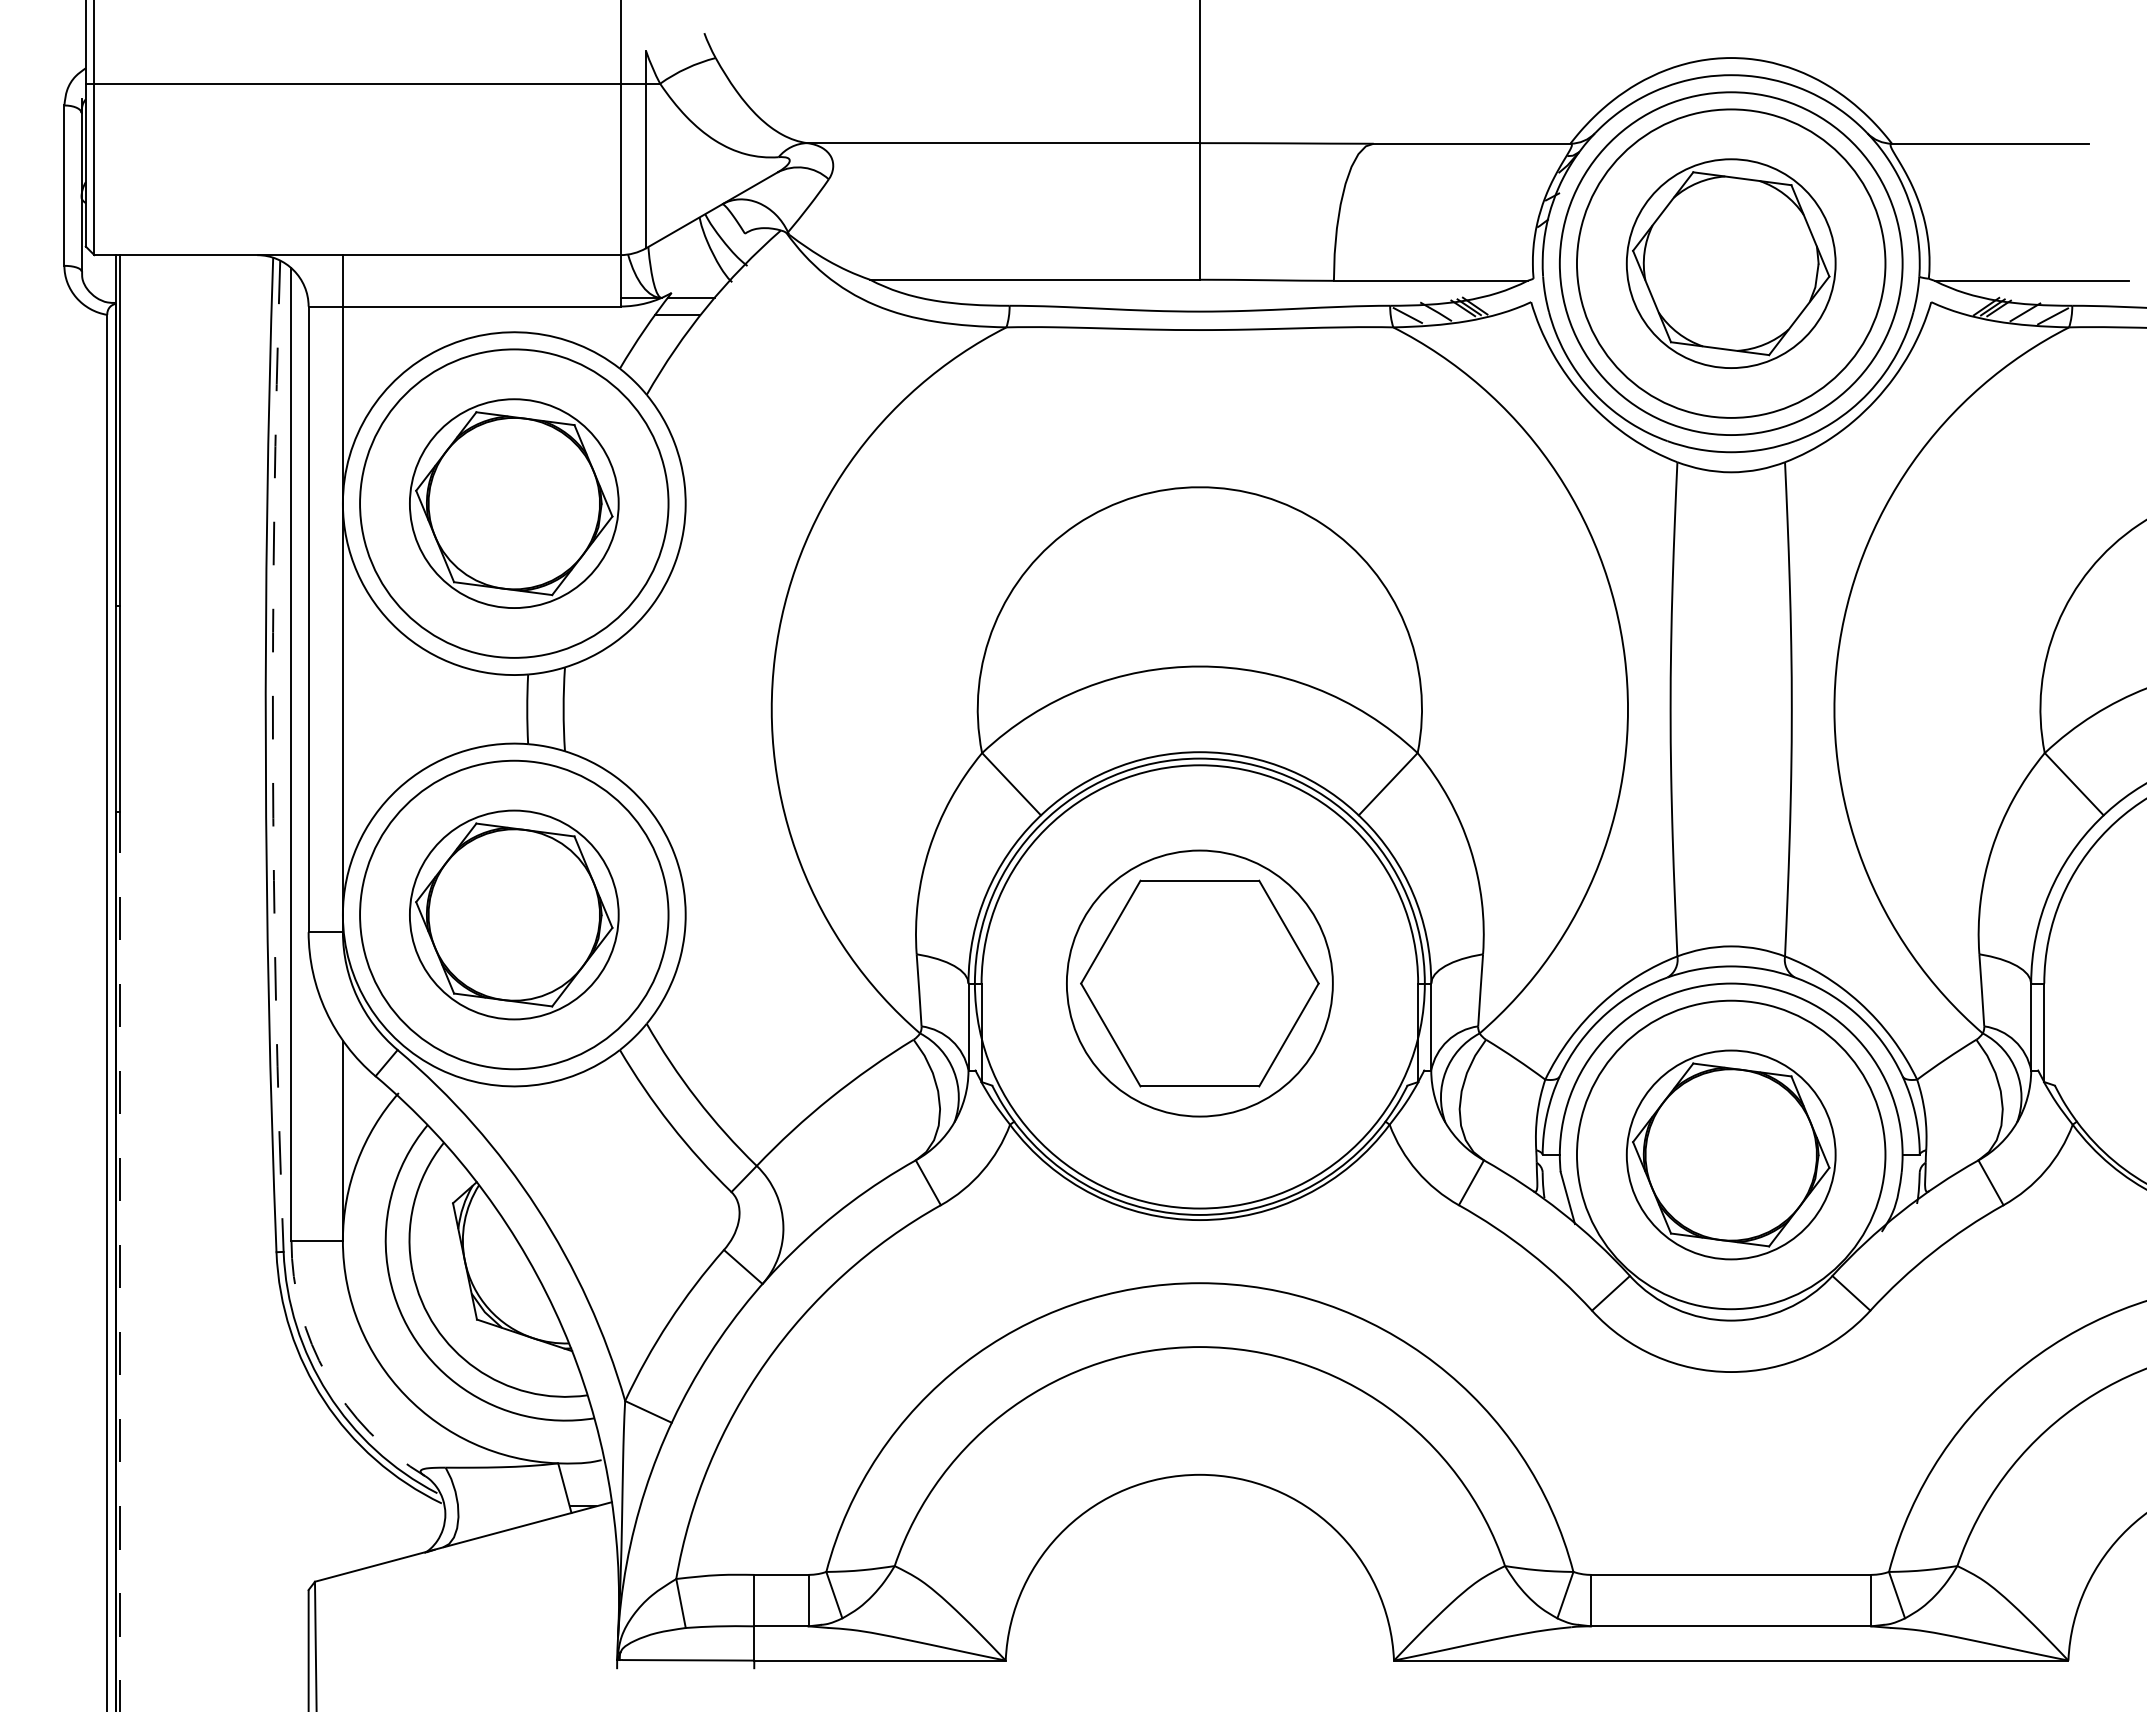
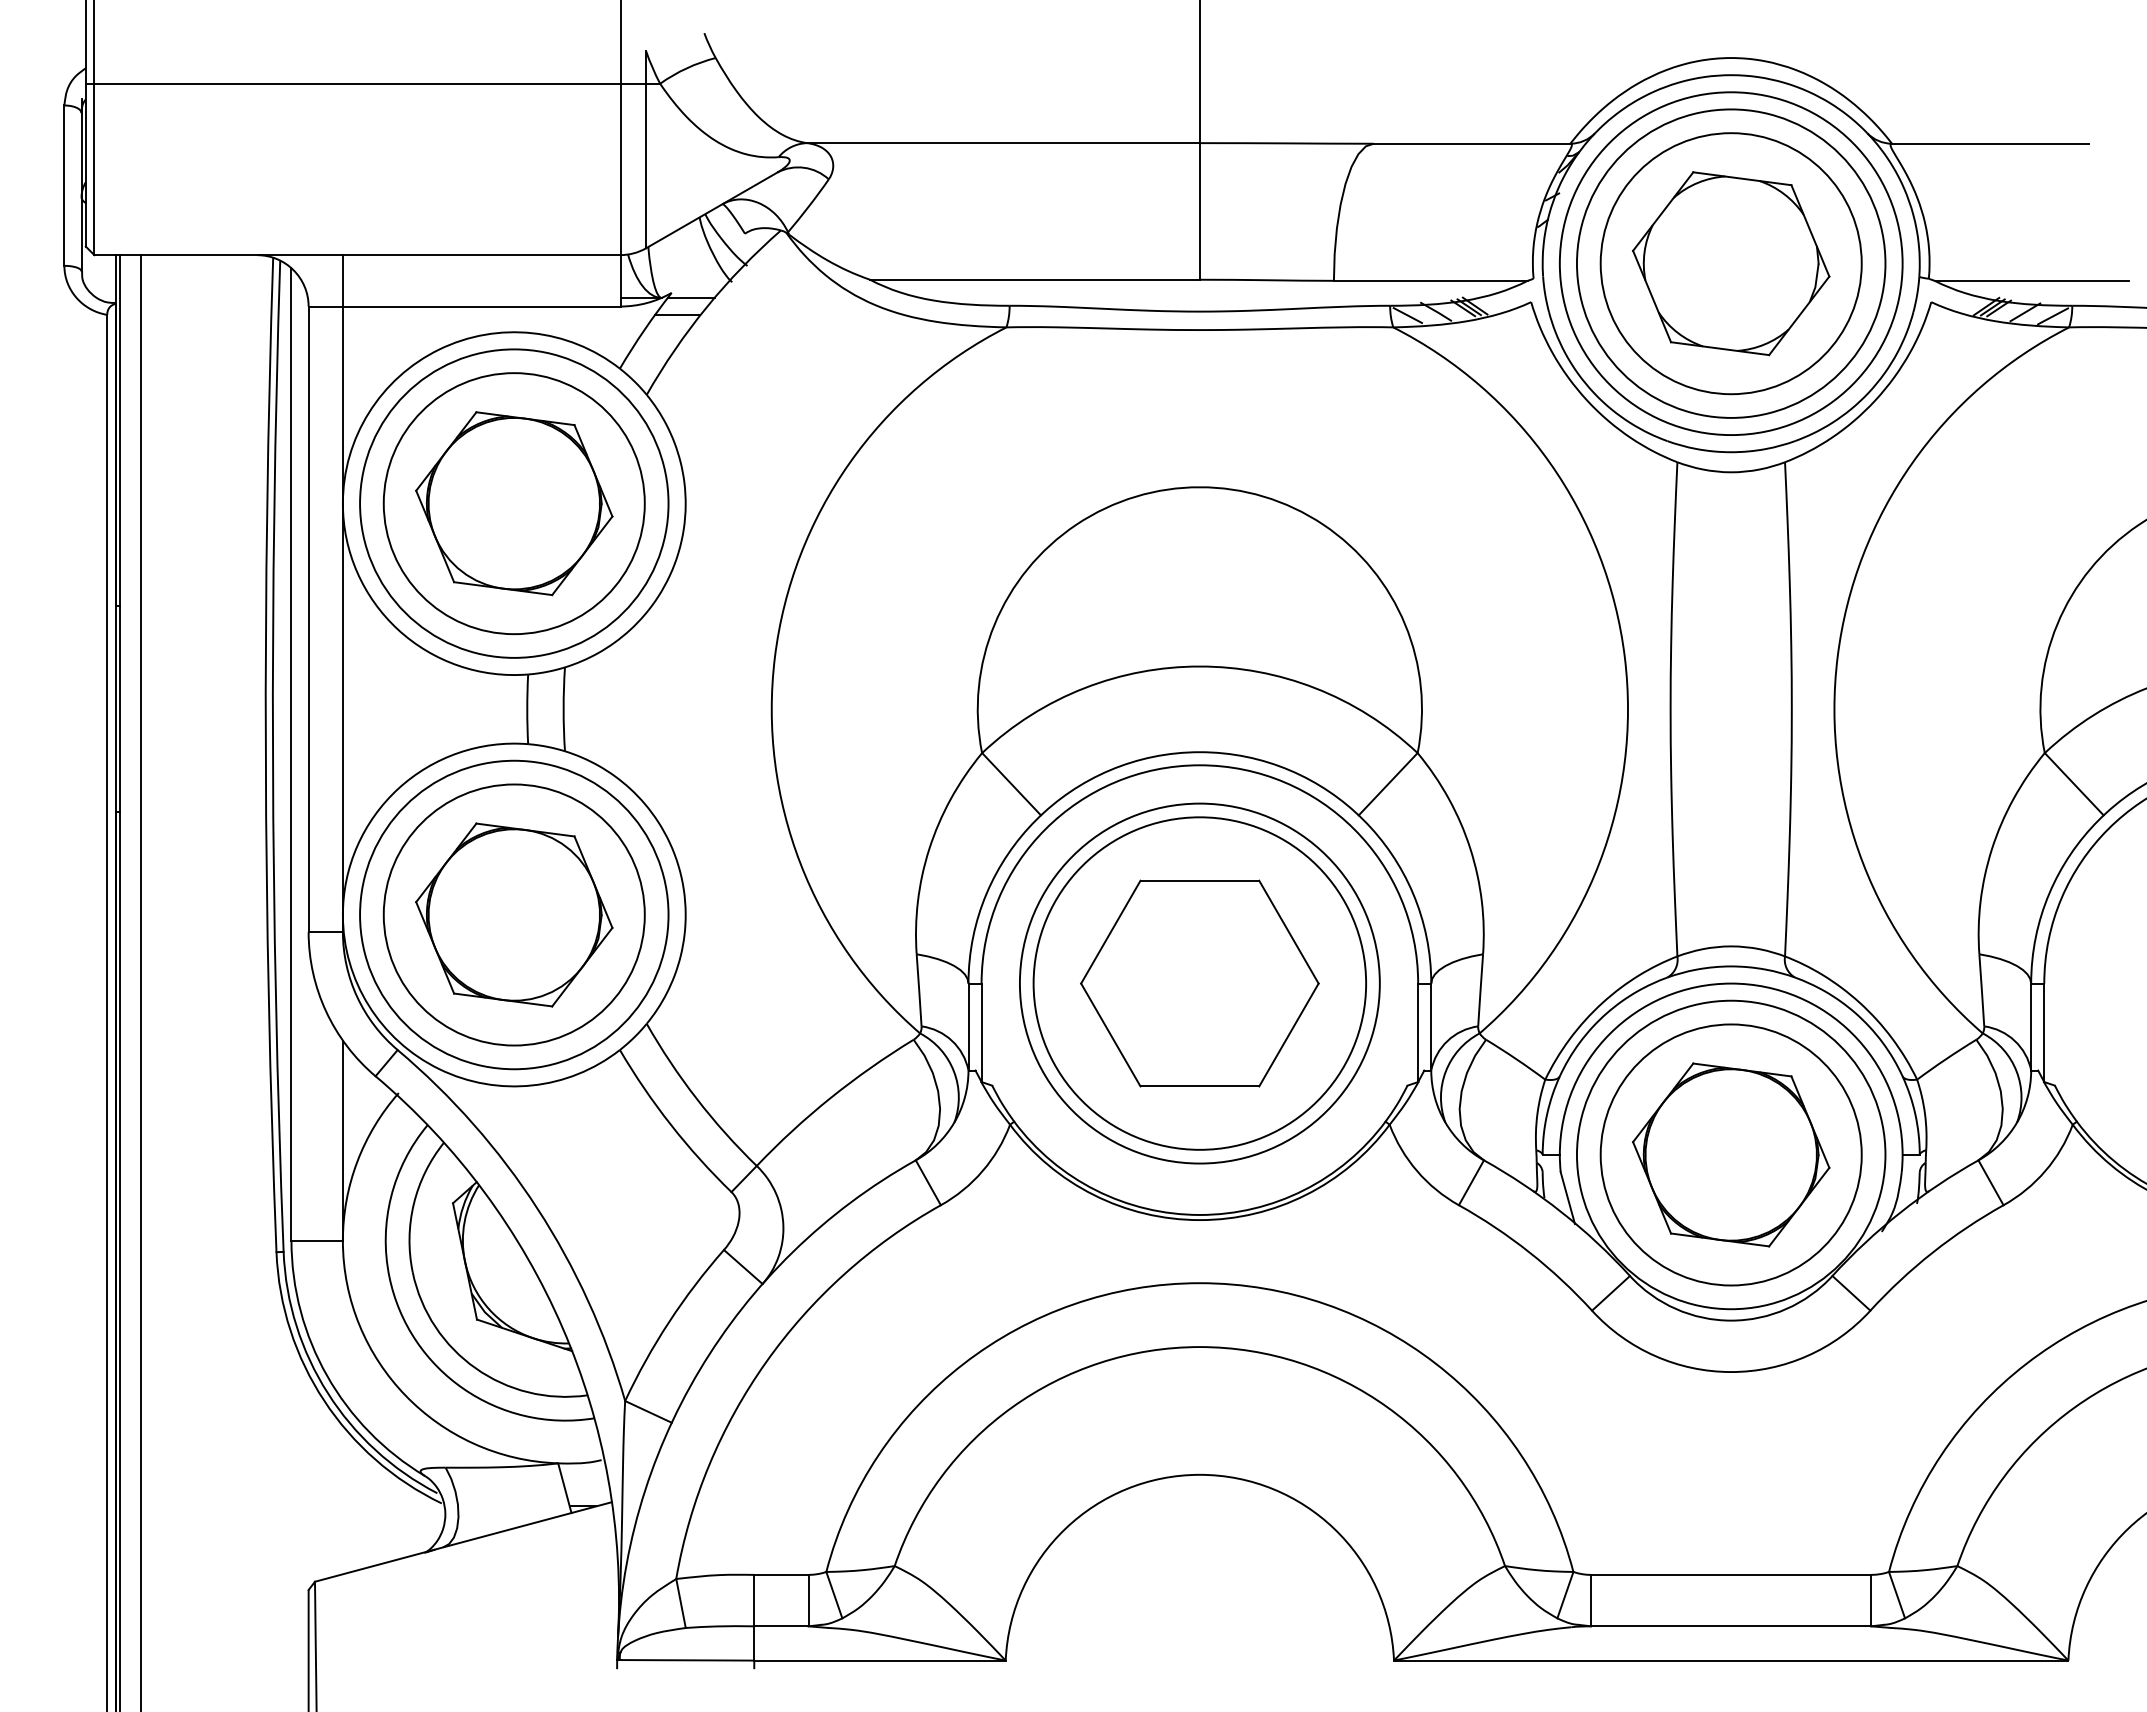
circle diameter: 209 px -> 261 px (1730, 263)
circle diameter: 209 px -> 261 px (513, 503)
arc: dashed -> solid (272, 756)
circle diameter: 209 px -> 261 px (513, 914)
line: none -> present (140, 981)
circle diameter: 266 px -> 333 px (1199, 983)
circle diameter: 450 px -> 360 px (1199, 983)
circle diameter: 209 px -> 261 px (1730, 1154)
line: dashed -> solid (120, 1261)
arc: dashed -> solid (327, 1376)
